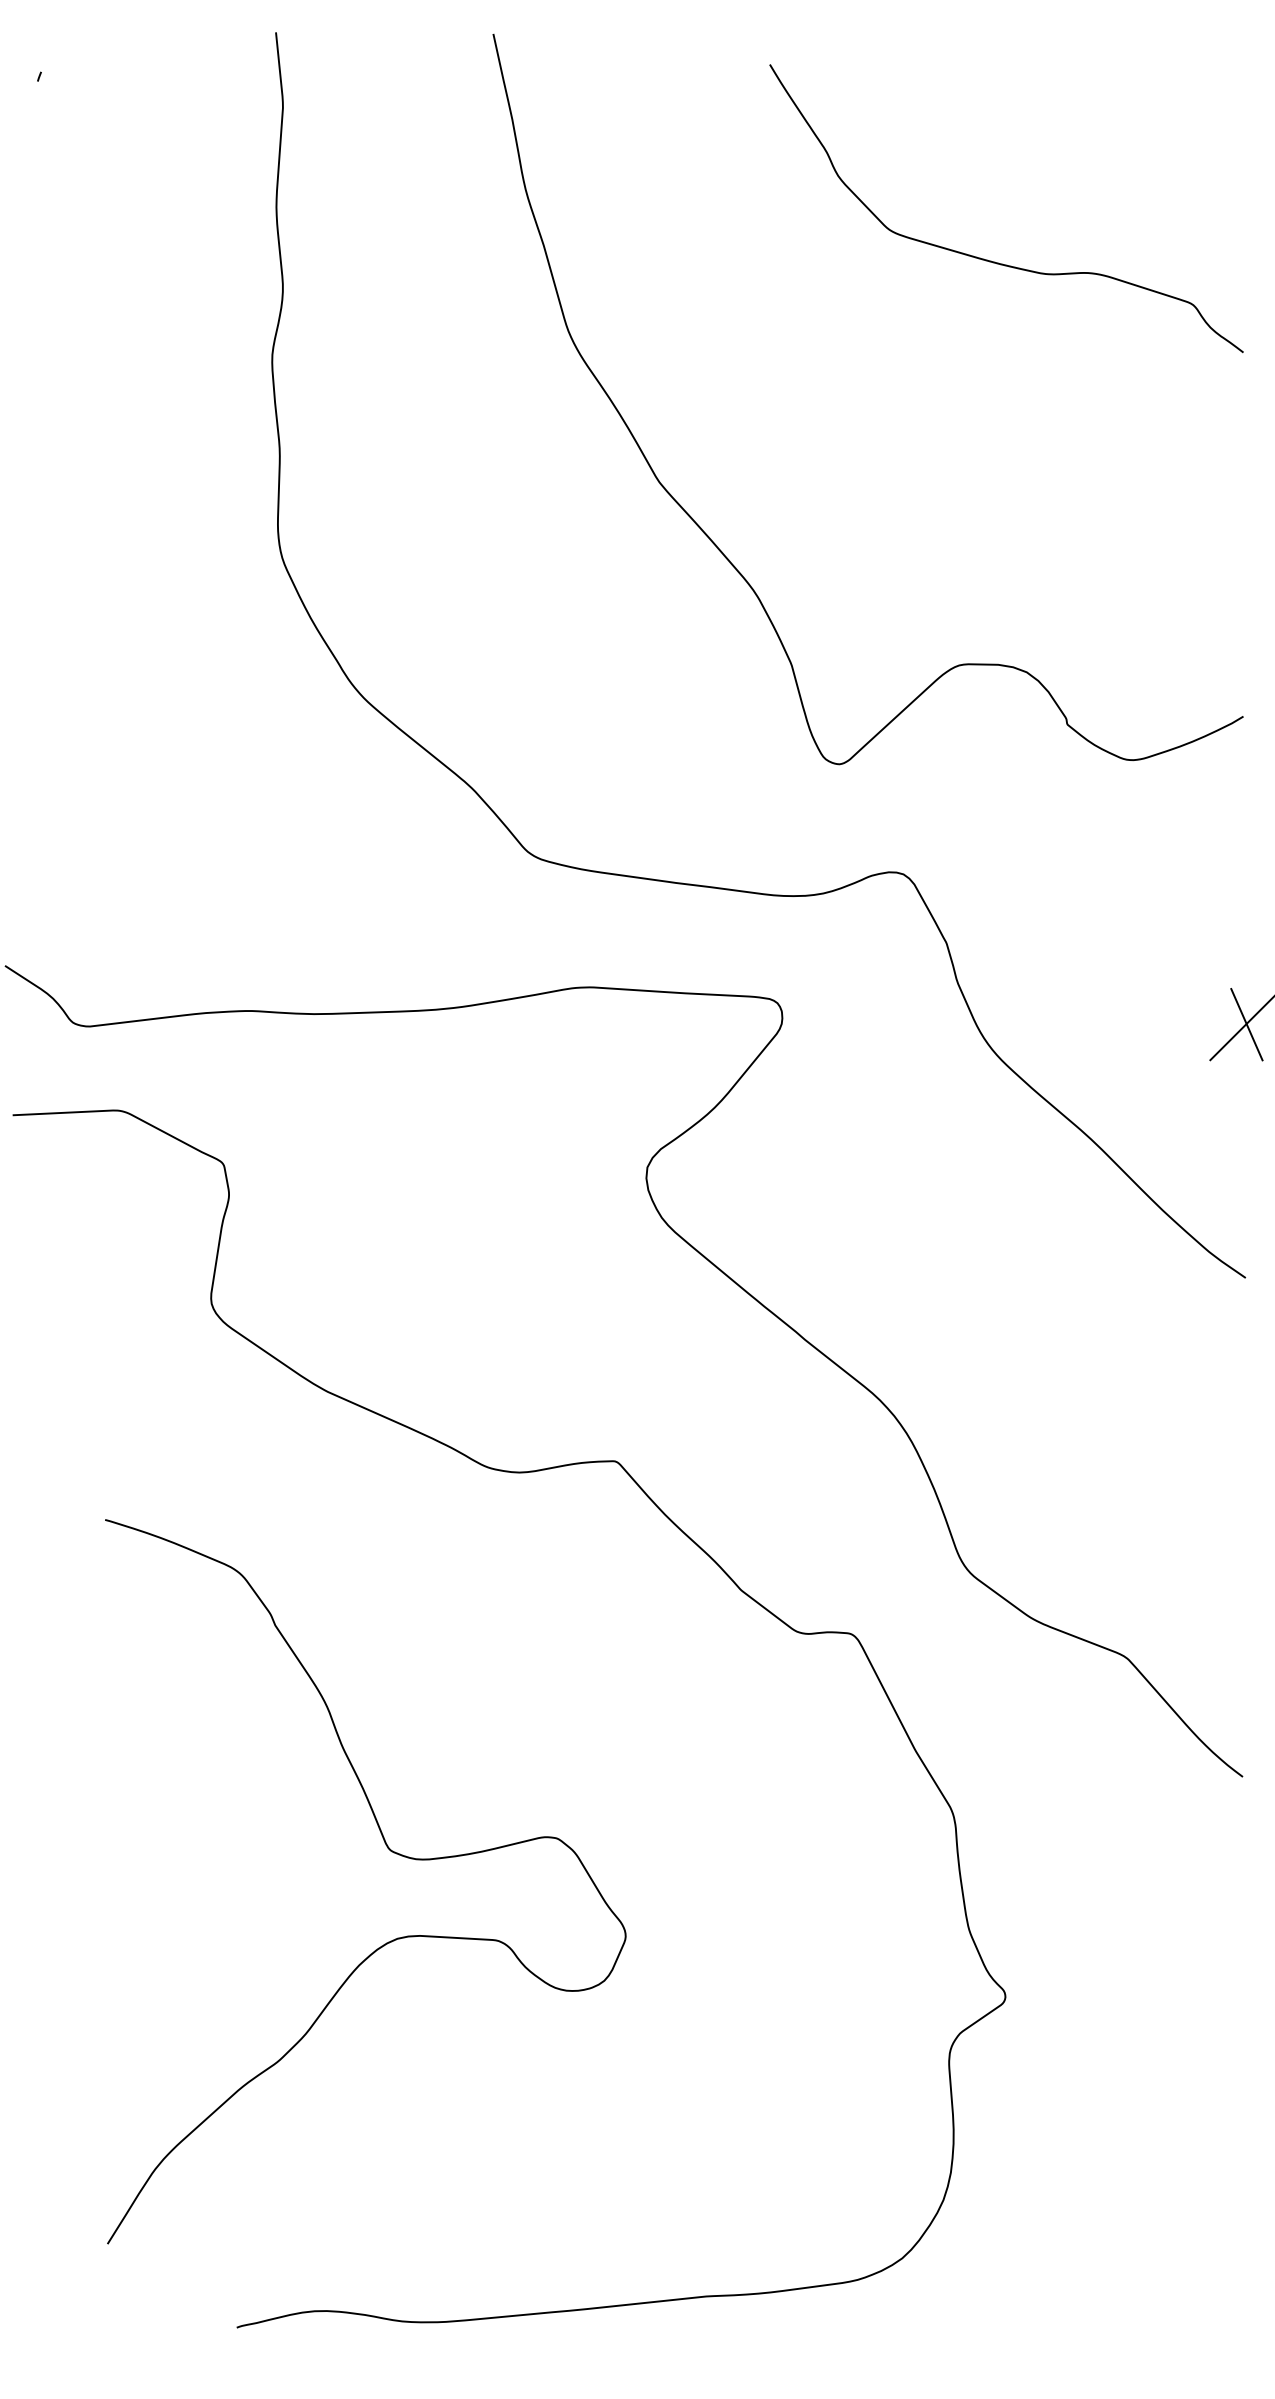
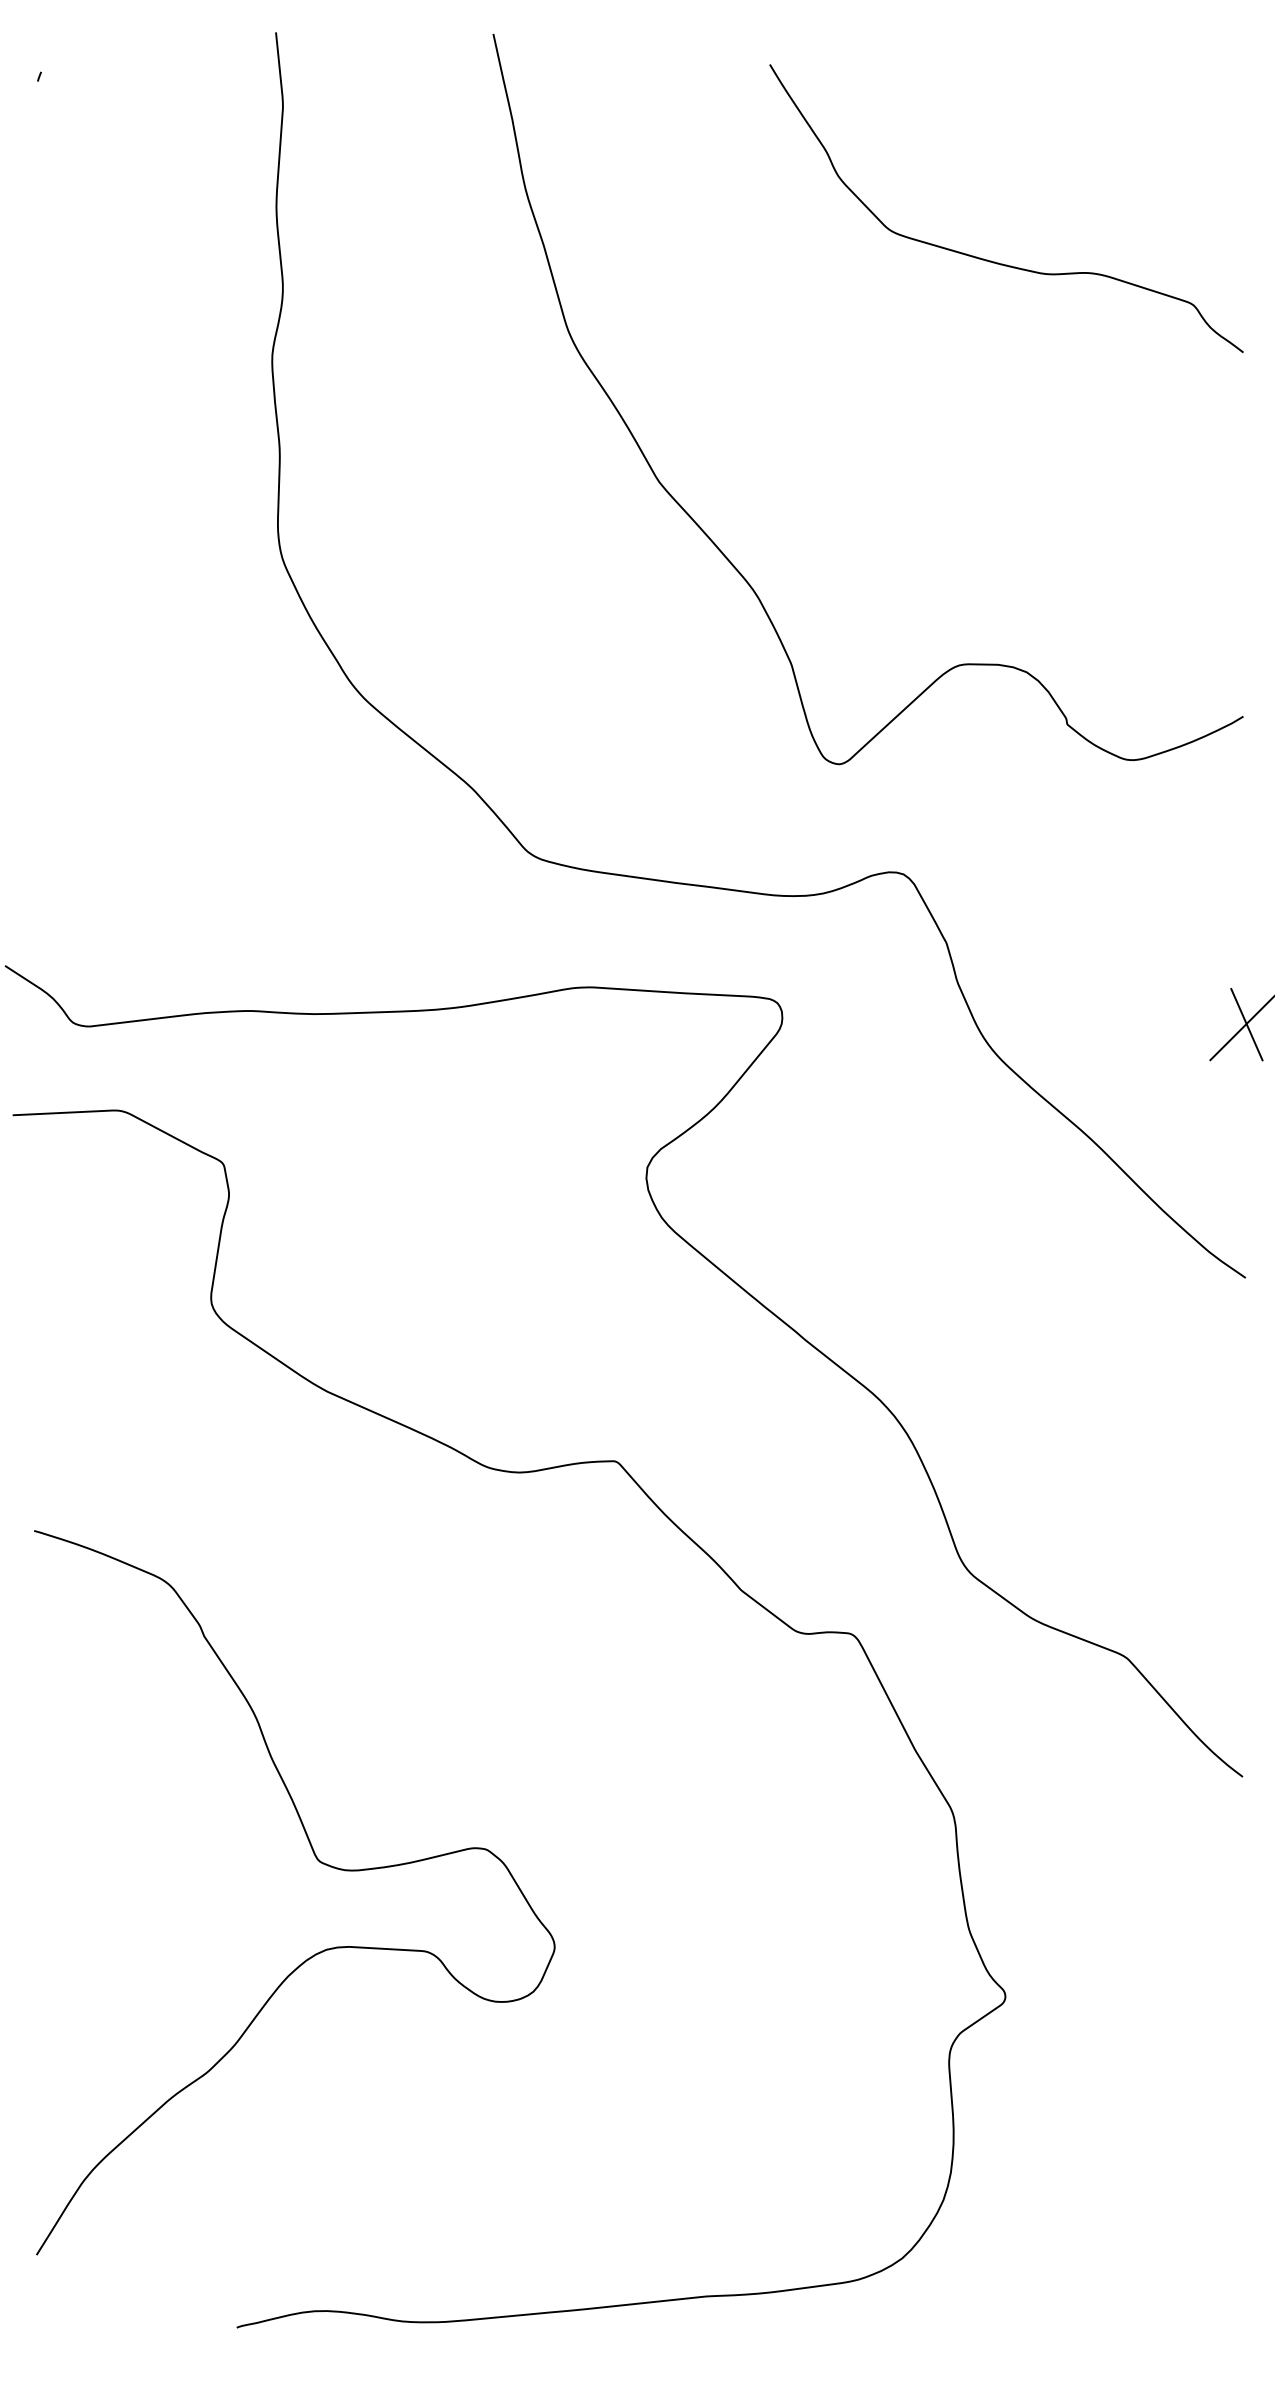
curve position: (390, 1851) -> (319, 1862) (319, 1862)
